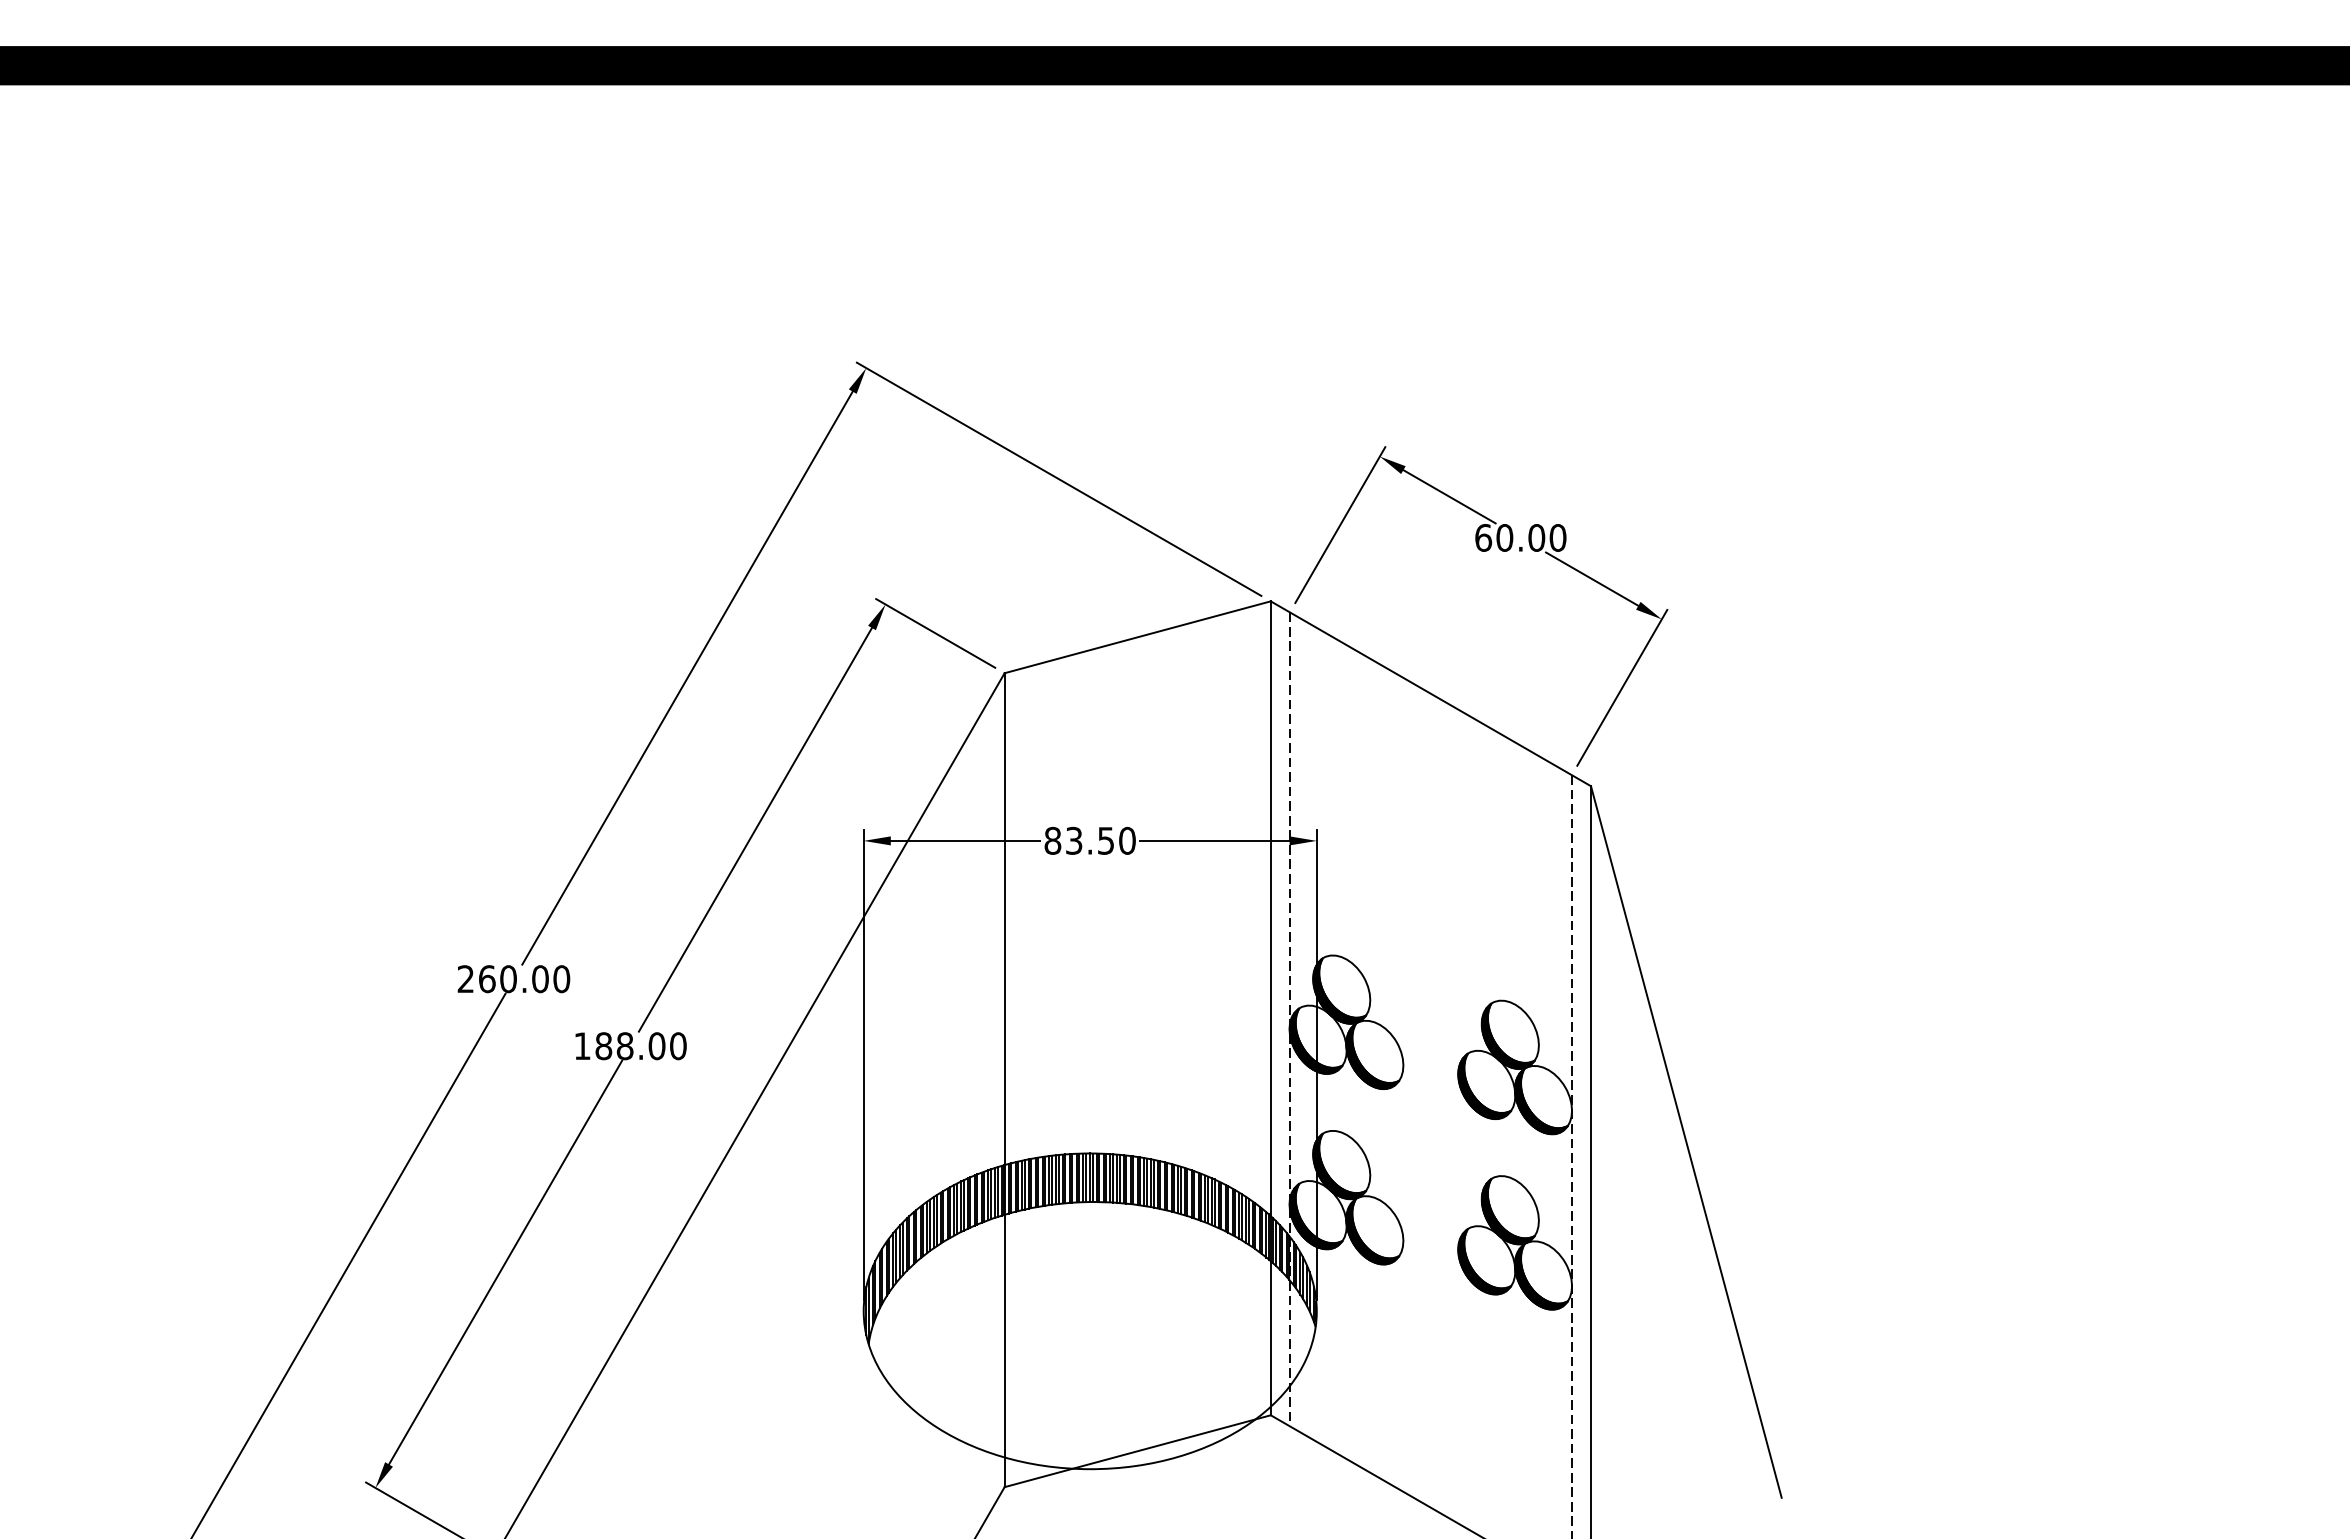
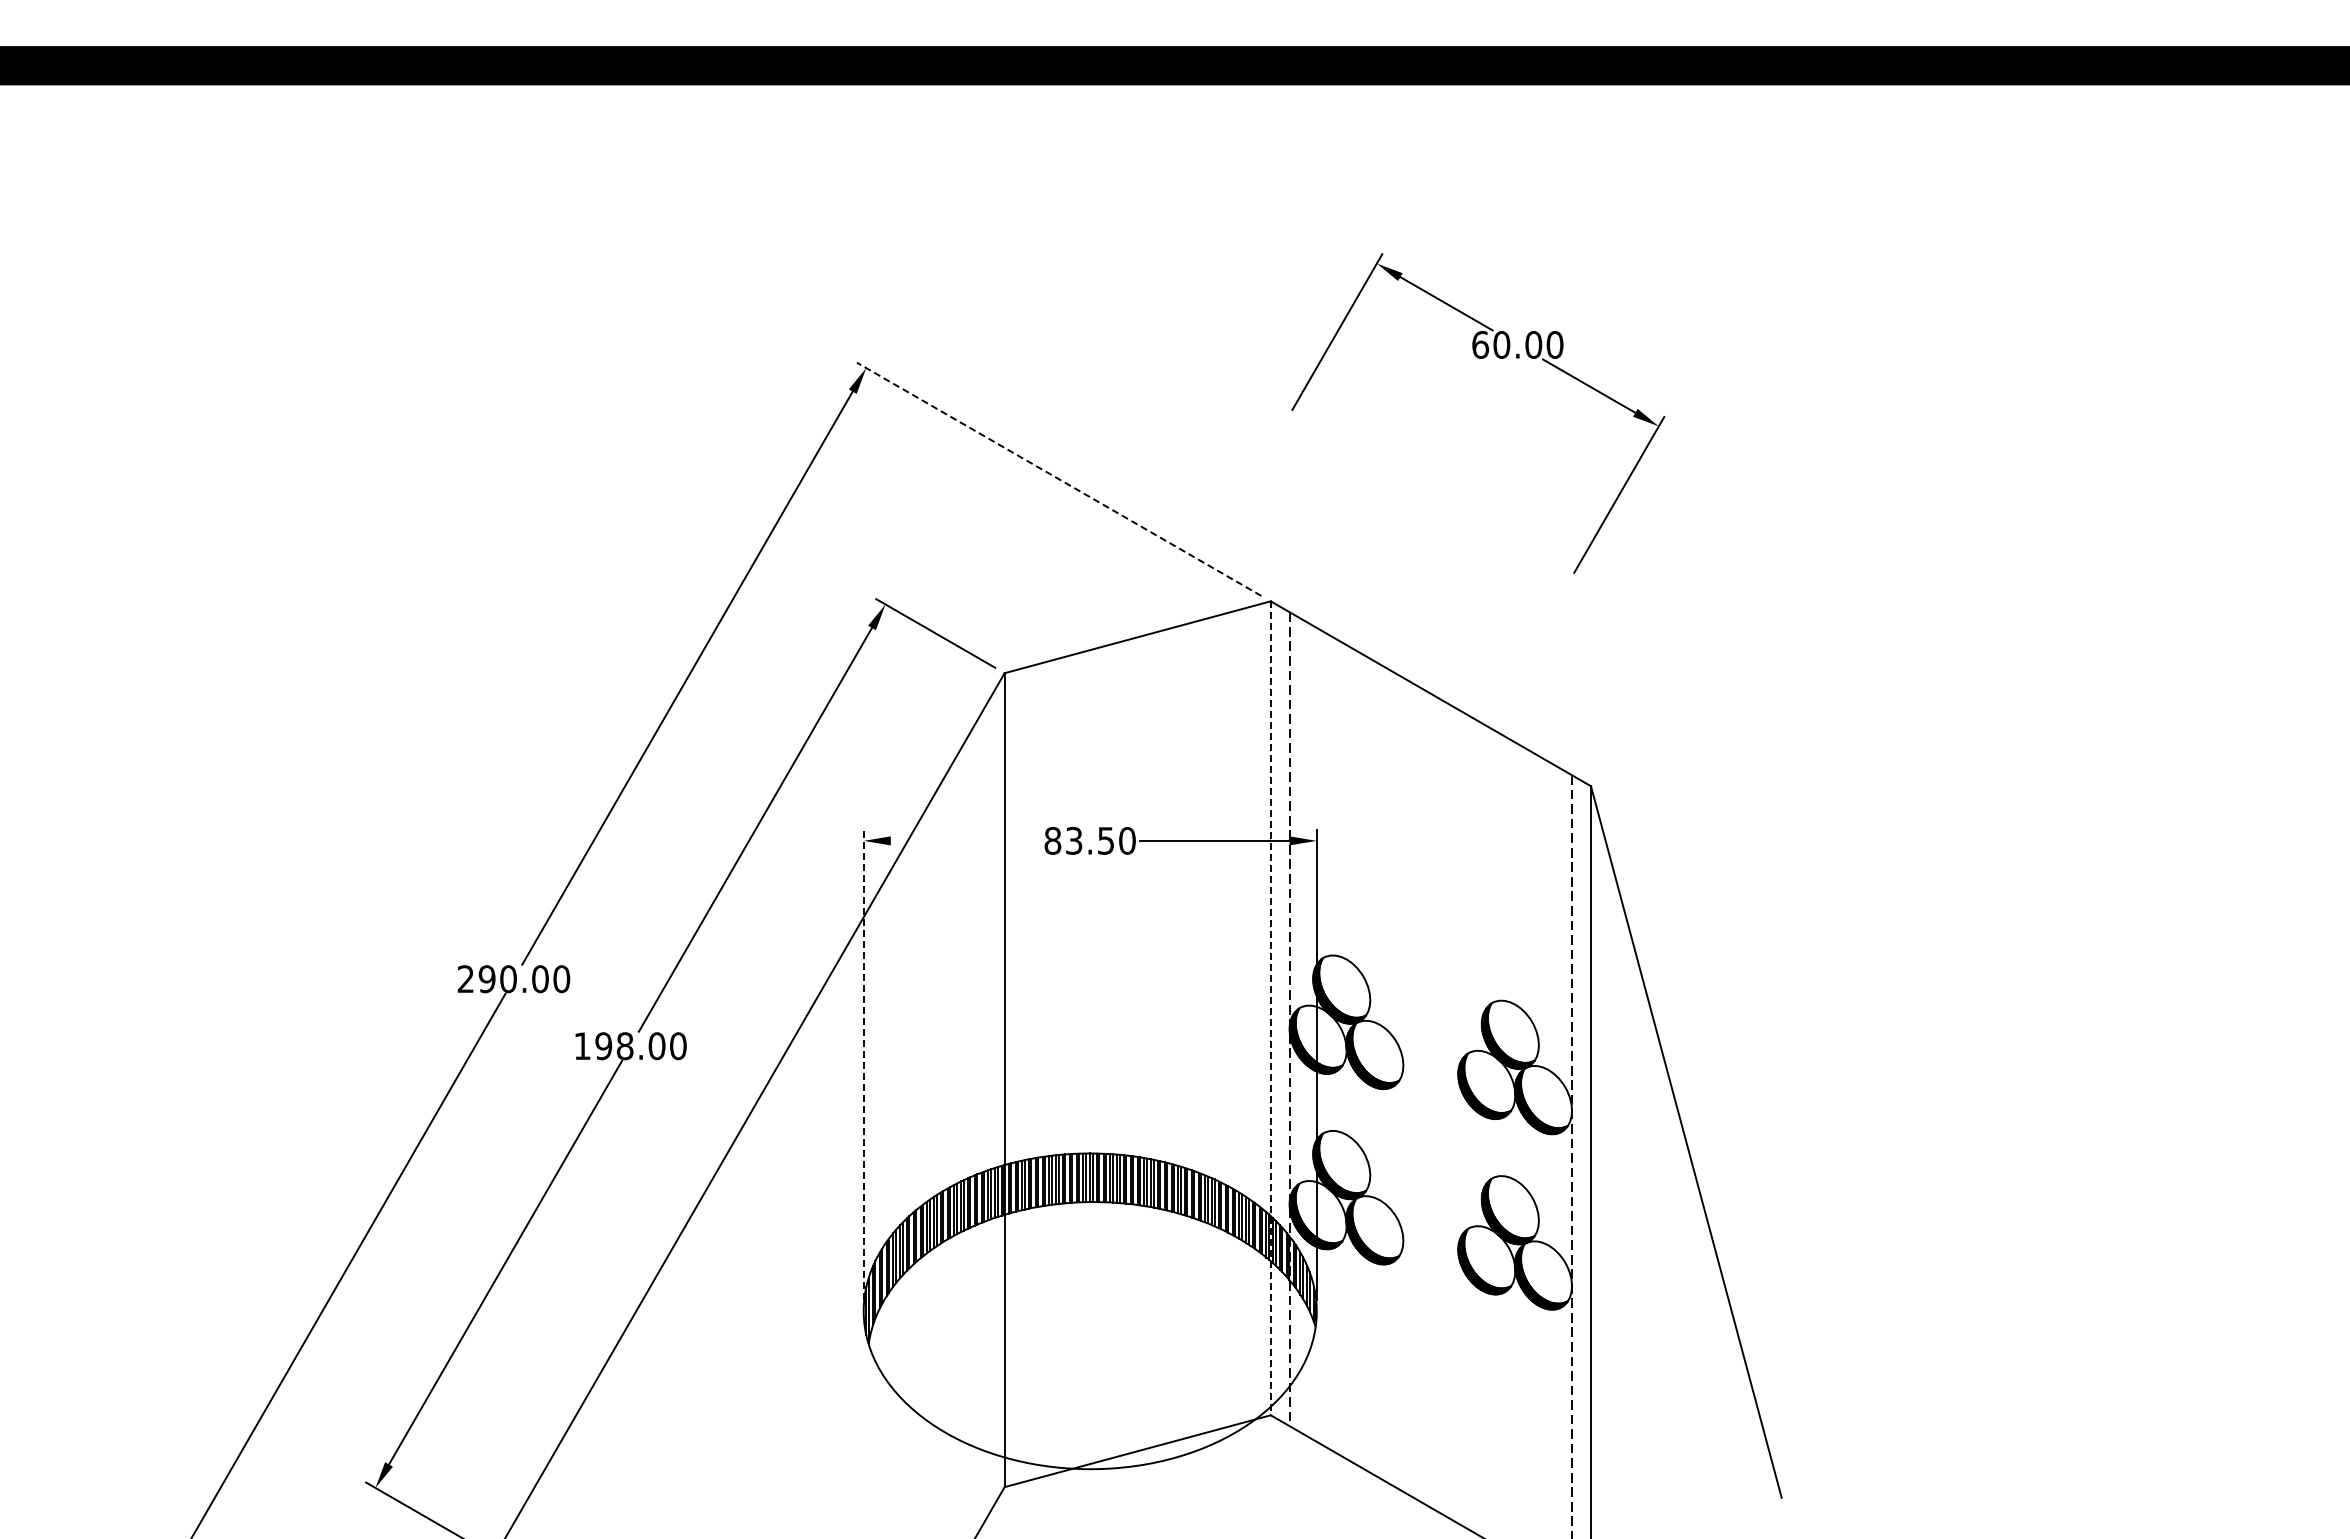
line: solid -> dashed (1058, 479)
part position: (1481, 551) -> (1478, 358) (1478, 358)
line: present -> none (965, 840)
text: 260.00 -> 290.00 (486, 979)
line: solid -> dashed (1270, 1008)
text: 188.00 -> 198.00 (603, 1046)
line: solid -> dashed (863, 1064)
